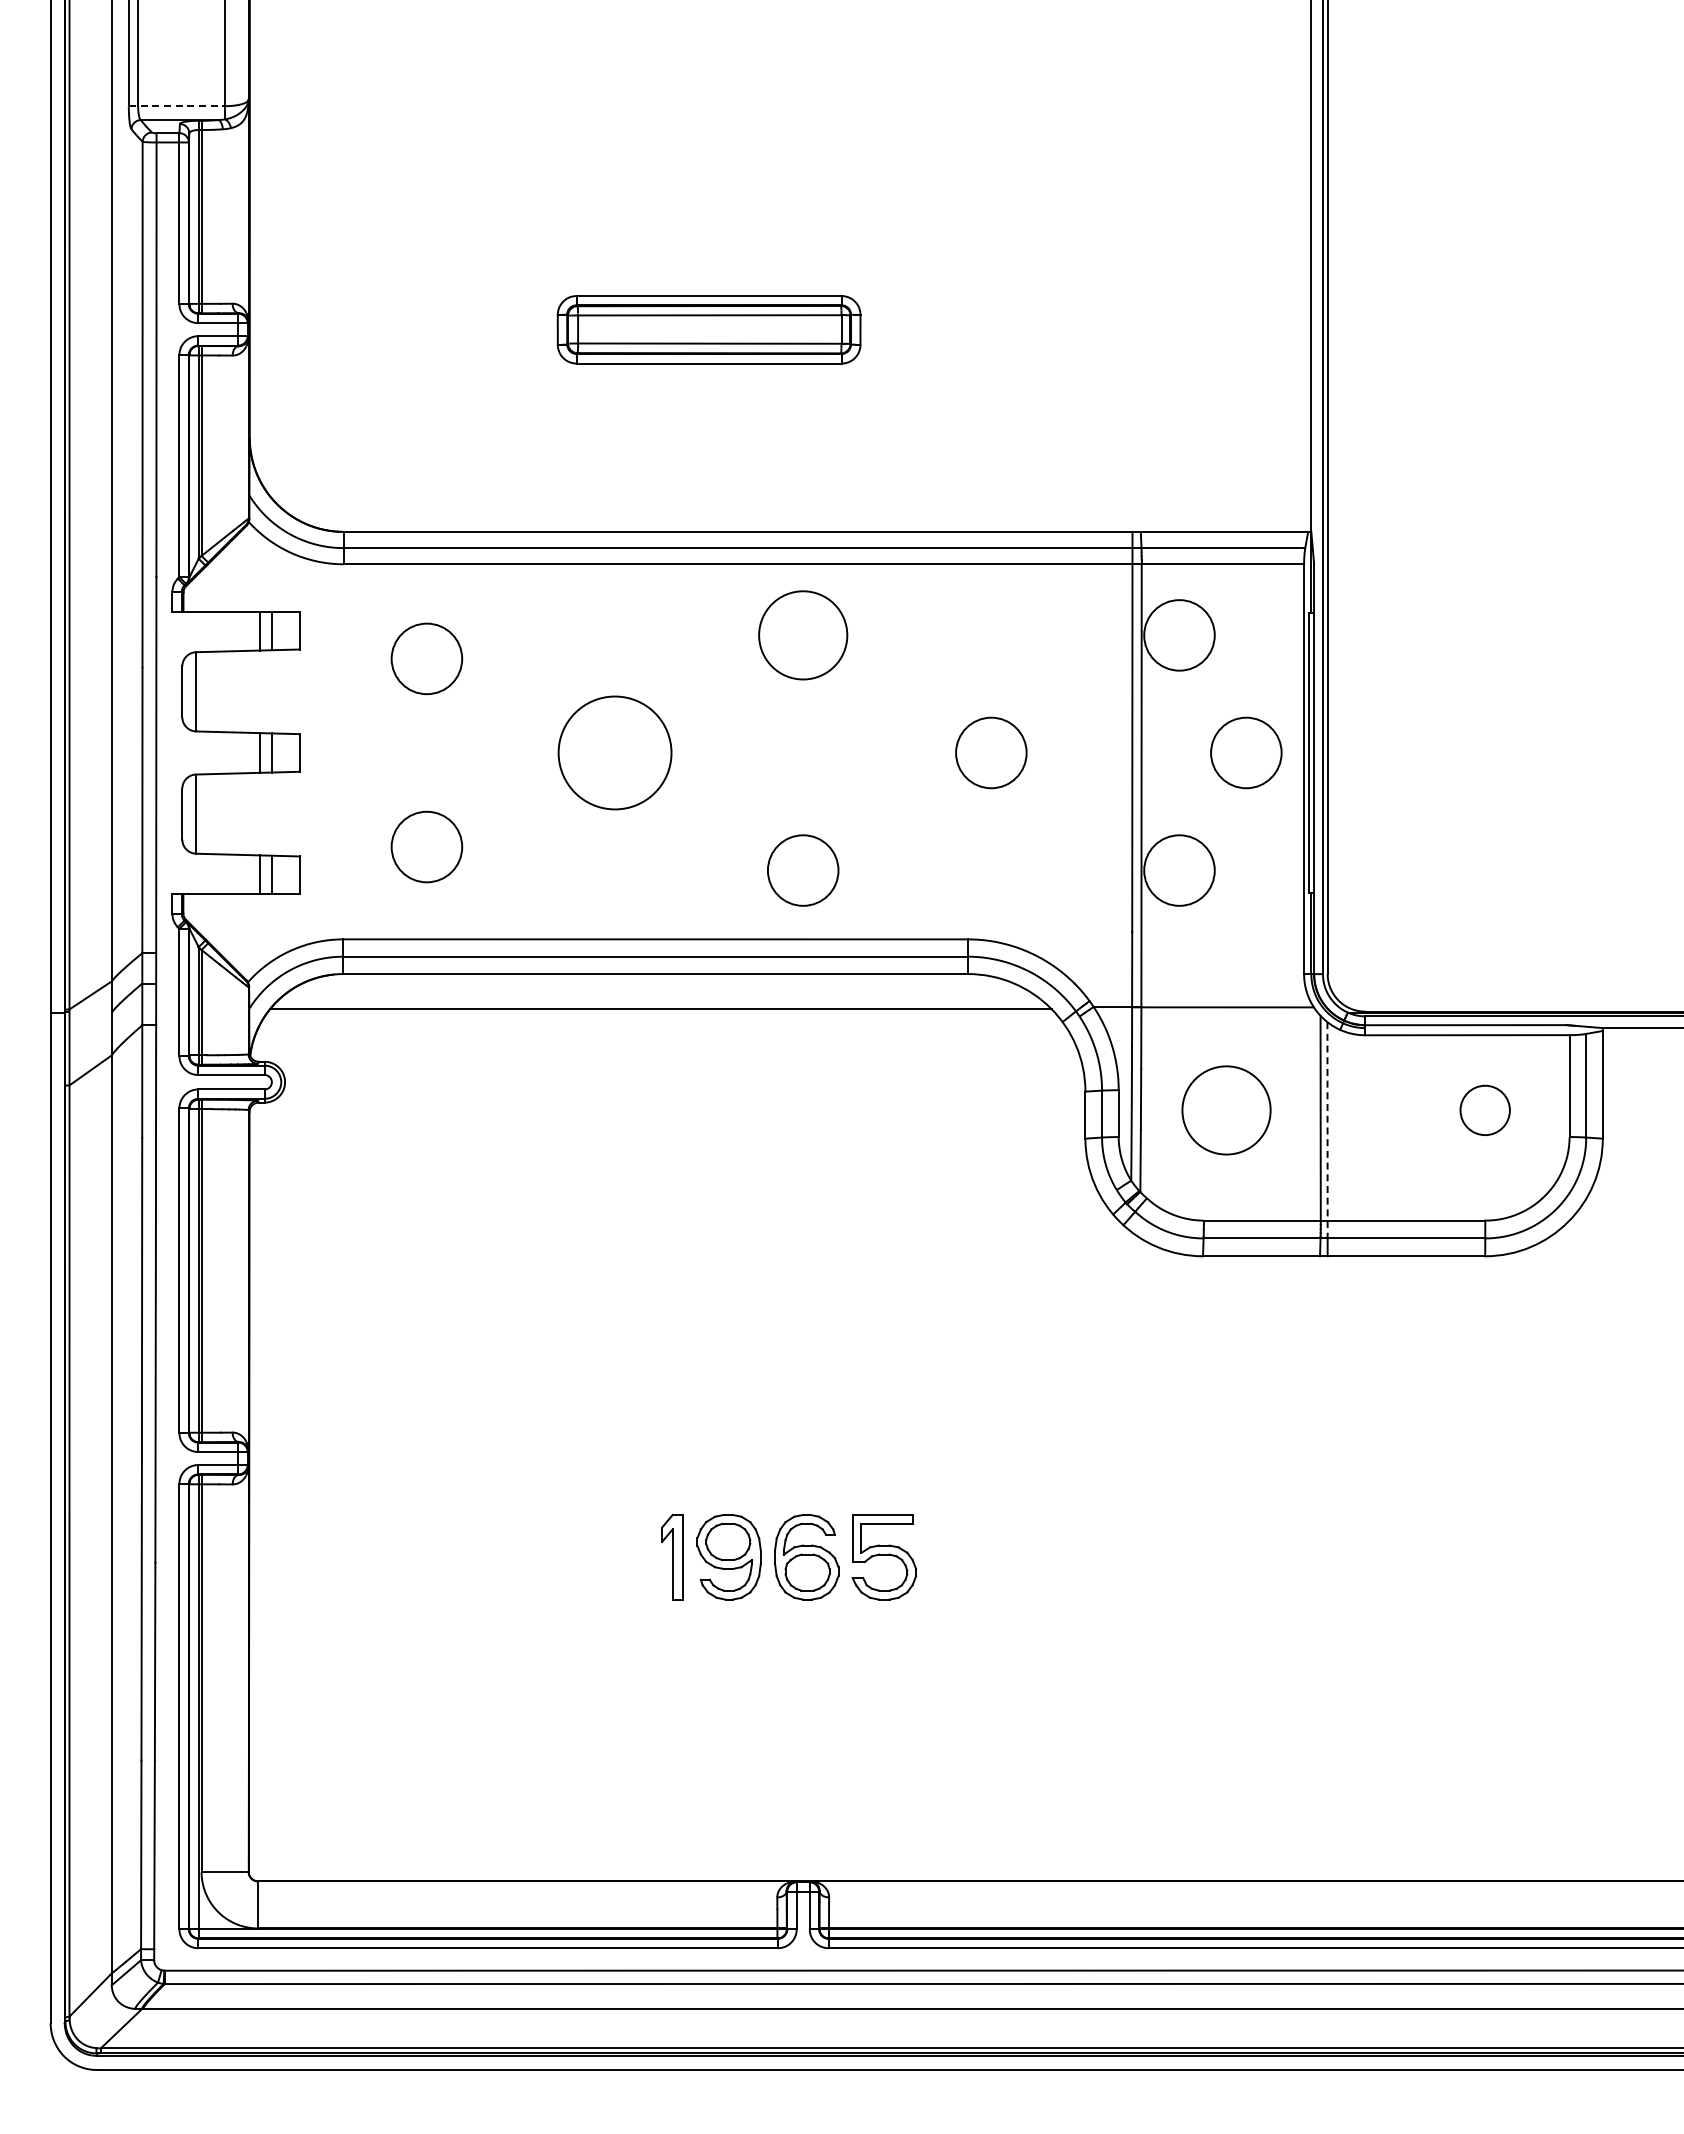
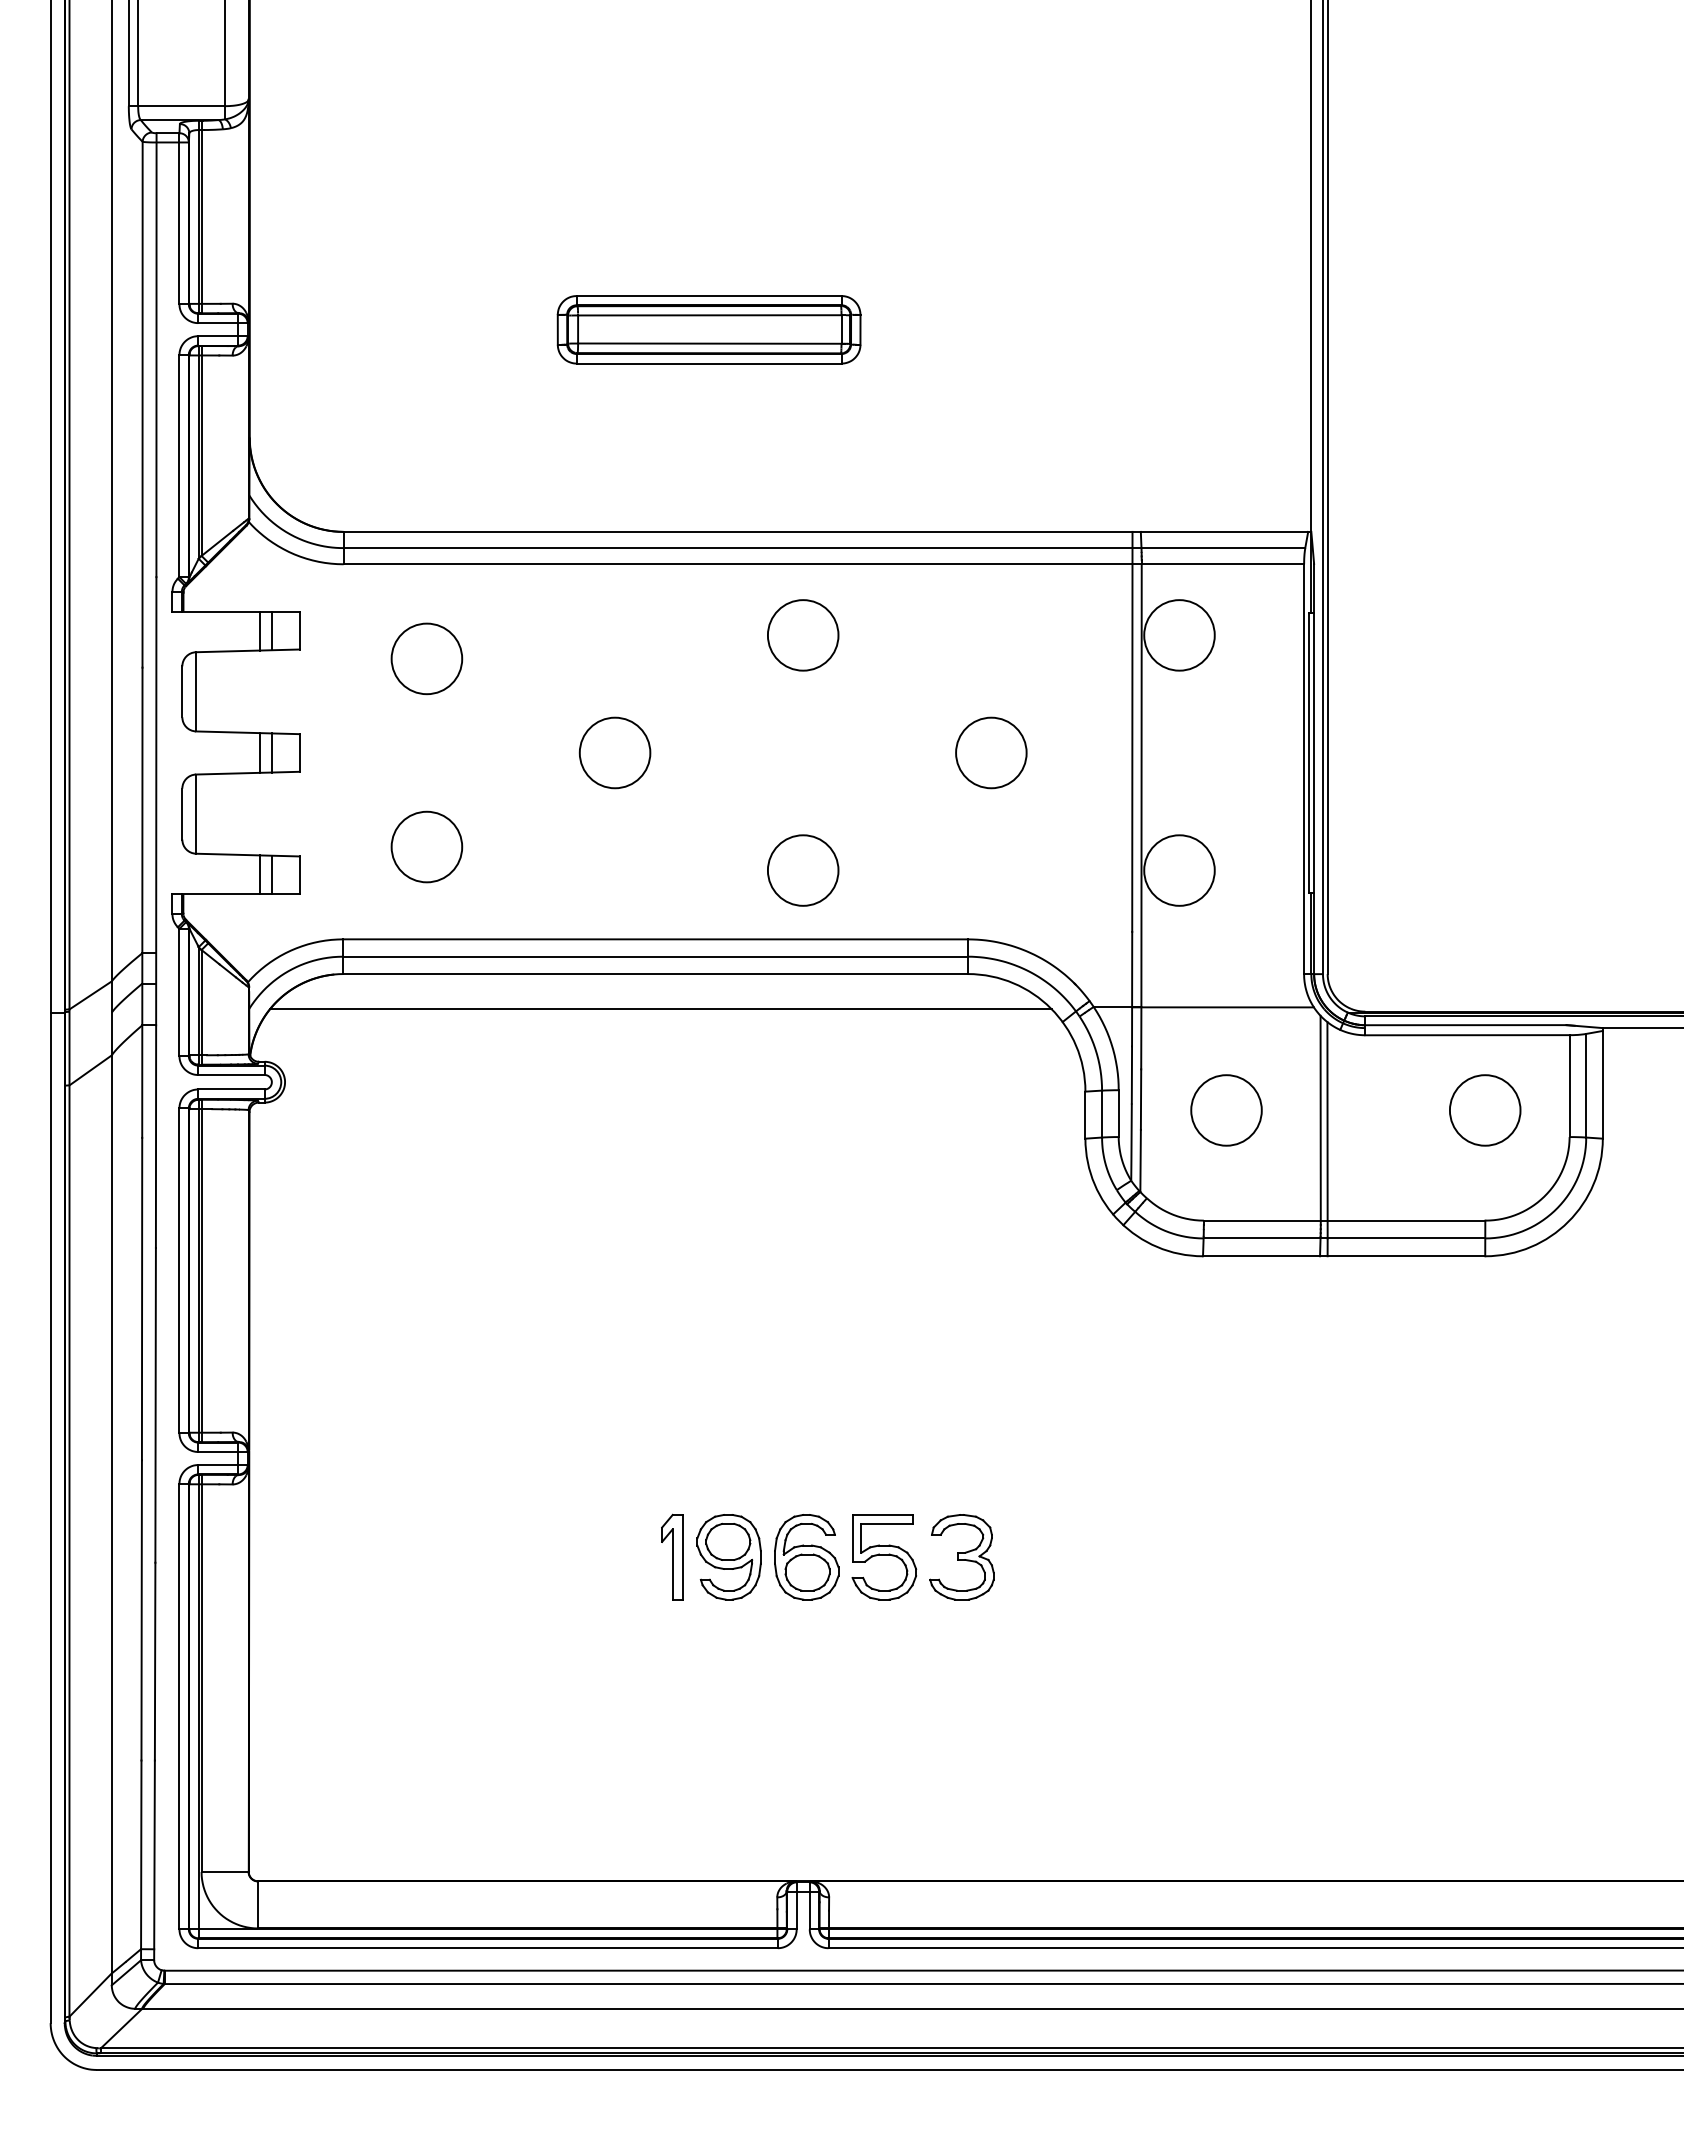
line: dashed -> solid (177, 106)
circle diameter: 88 px -> 71 px (802, 635)
circle diameter: 113 px -> 71 px (614, 752)
circle: present -> none (1246, 752)
circle diameter: 88 px -> 71 px (1226, 1110)
circle diameter: 49 px -> 71 px (1484, 1110)
line: dashed -> solid (1327, 1130)
part: none -> present (961, 1557)
